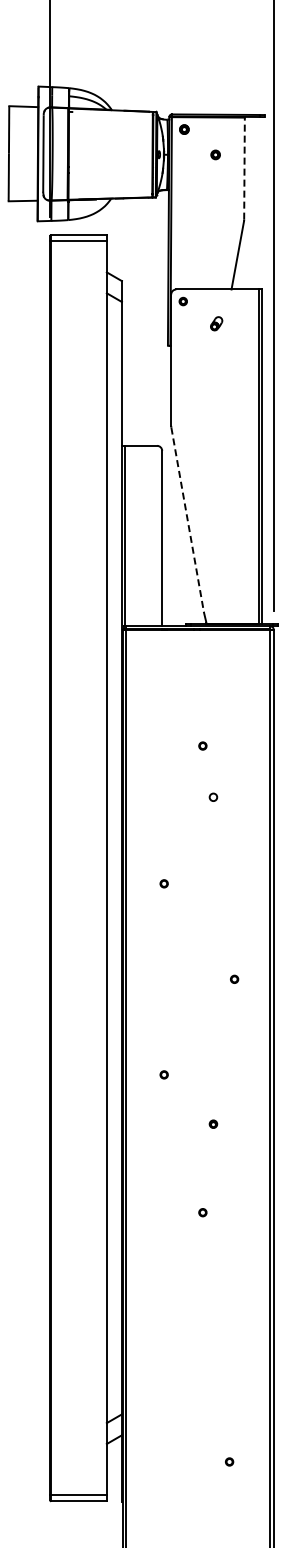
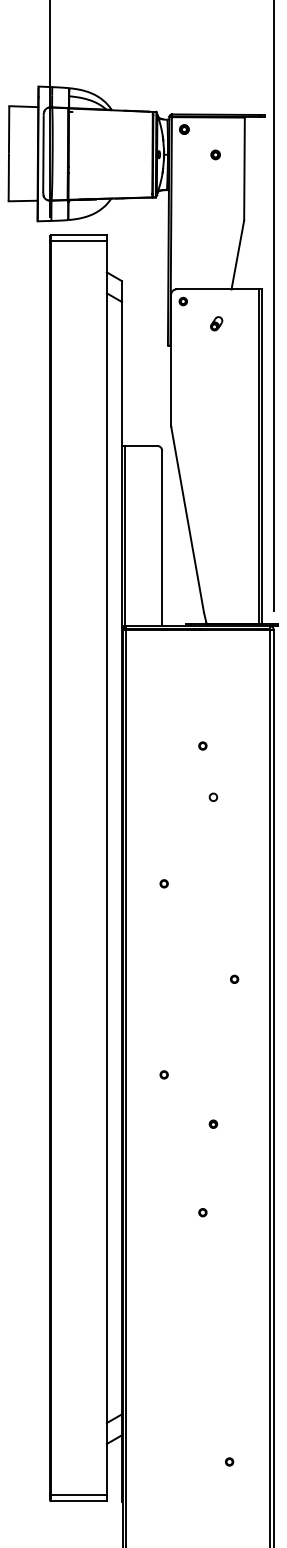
line: dashed -> solid (244, 168)
line: dashed -> solid (187, 520)
